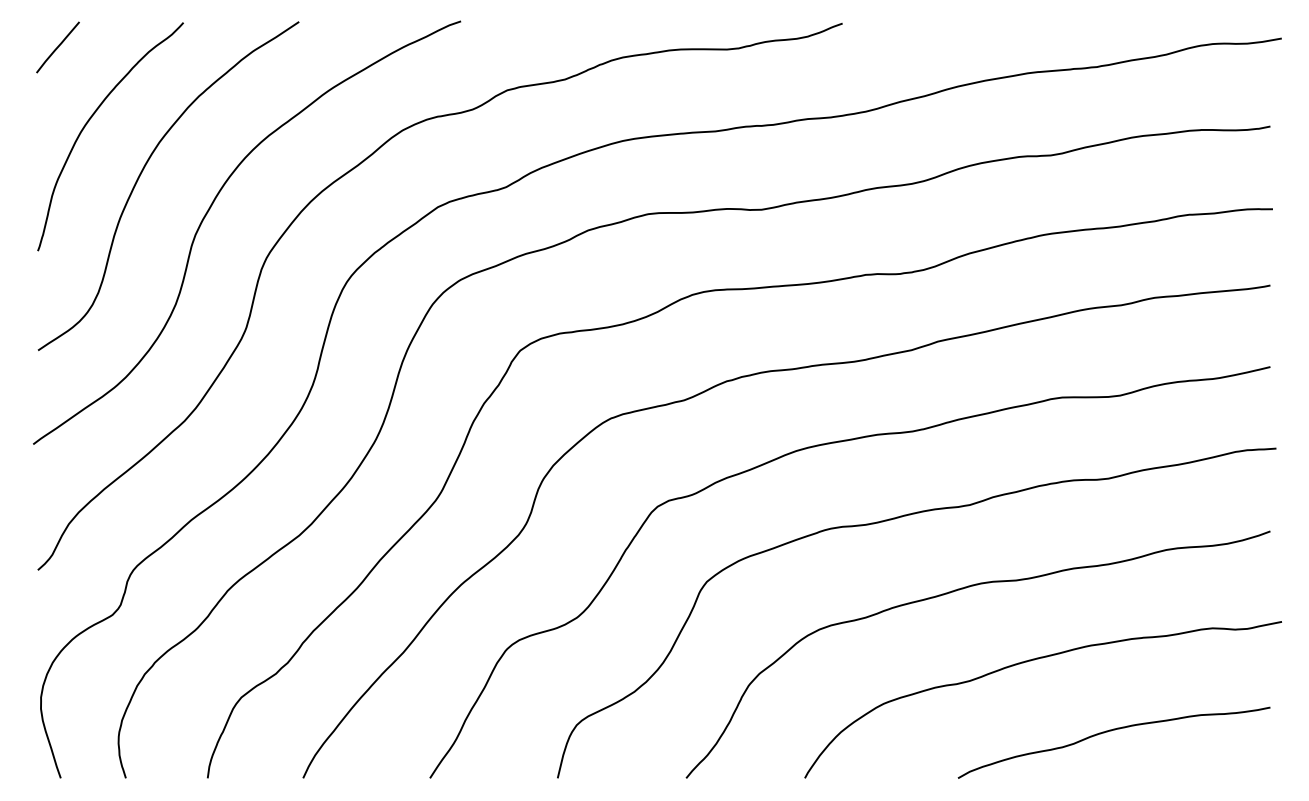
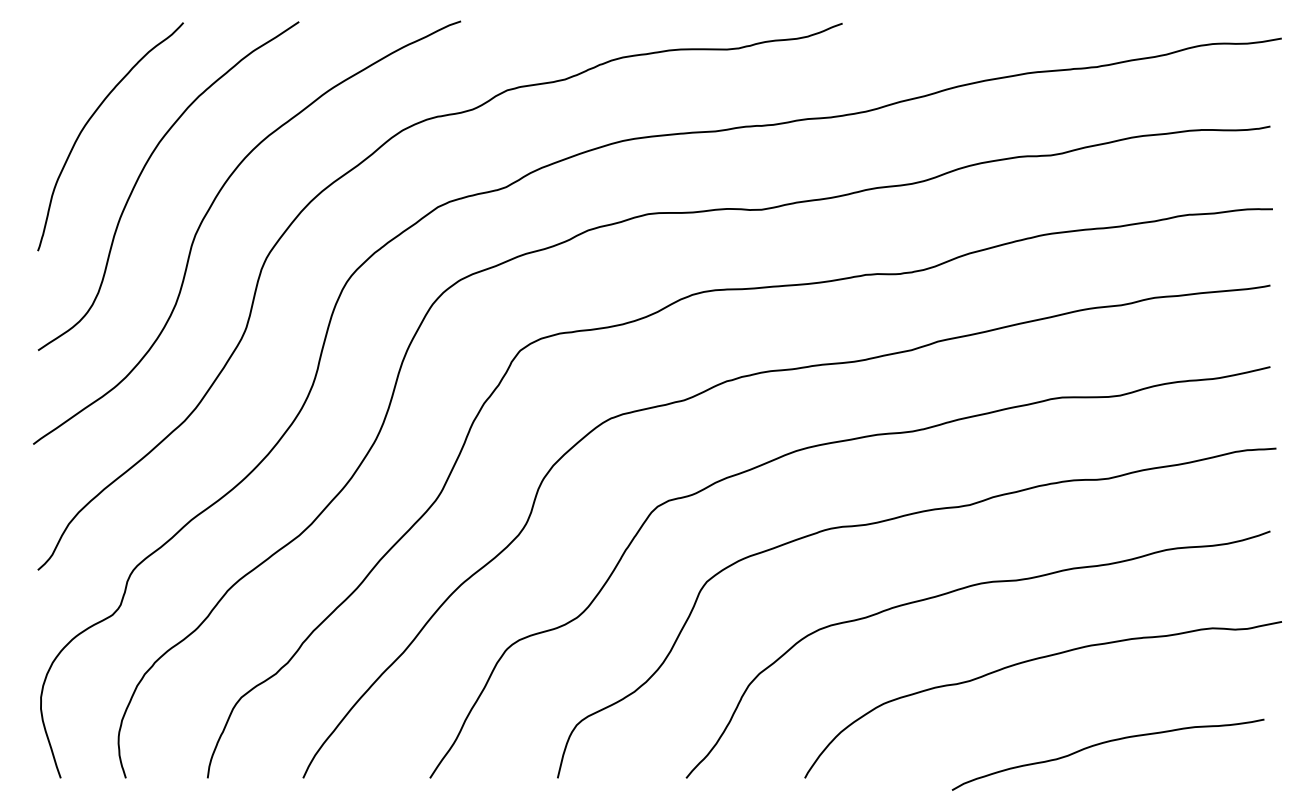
line: present -> none (57, 47)
curve position: (1111, 731) -> (1105, 743) (1105, 743)
